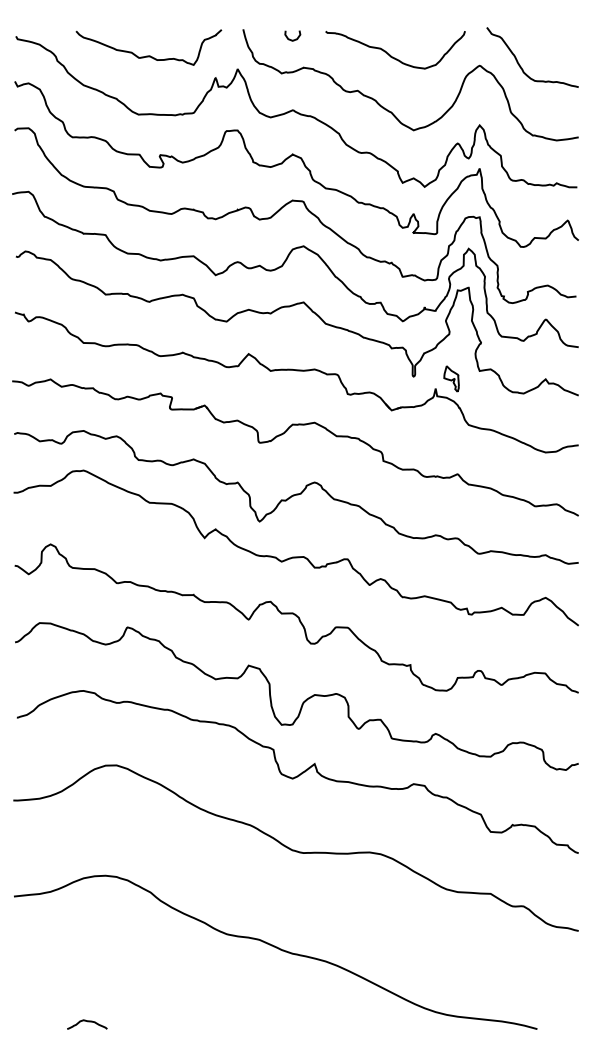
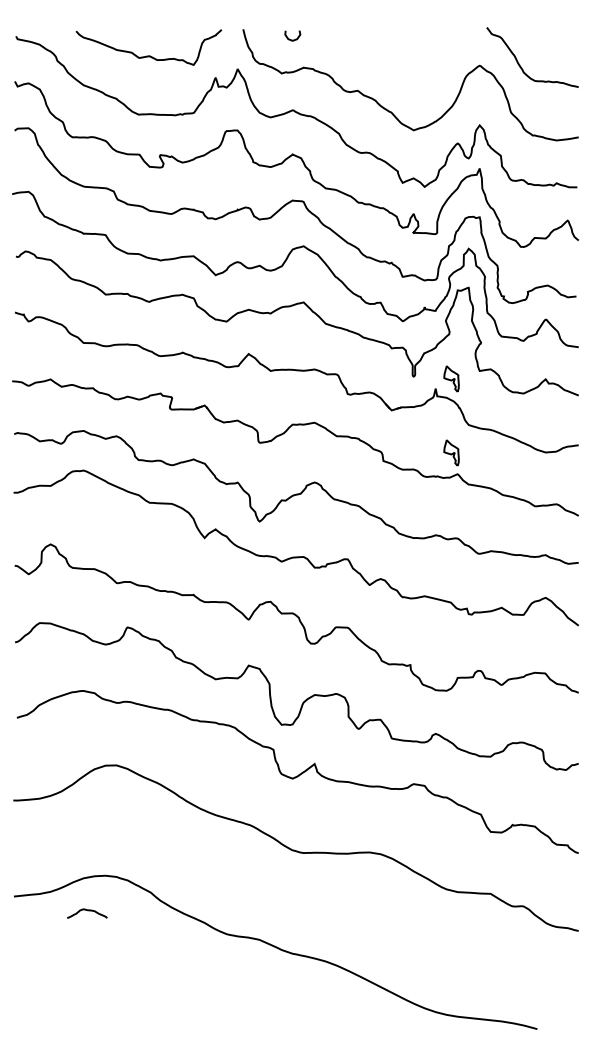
curve: present -> none (393, 56)
part: none -> present (451, 452)
curve position: (87, 1022) -> (87, 911) (87, 911)
